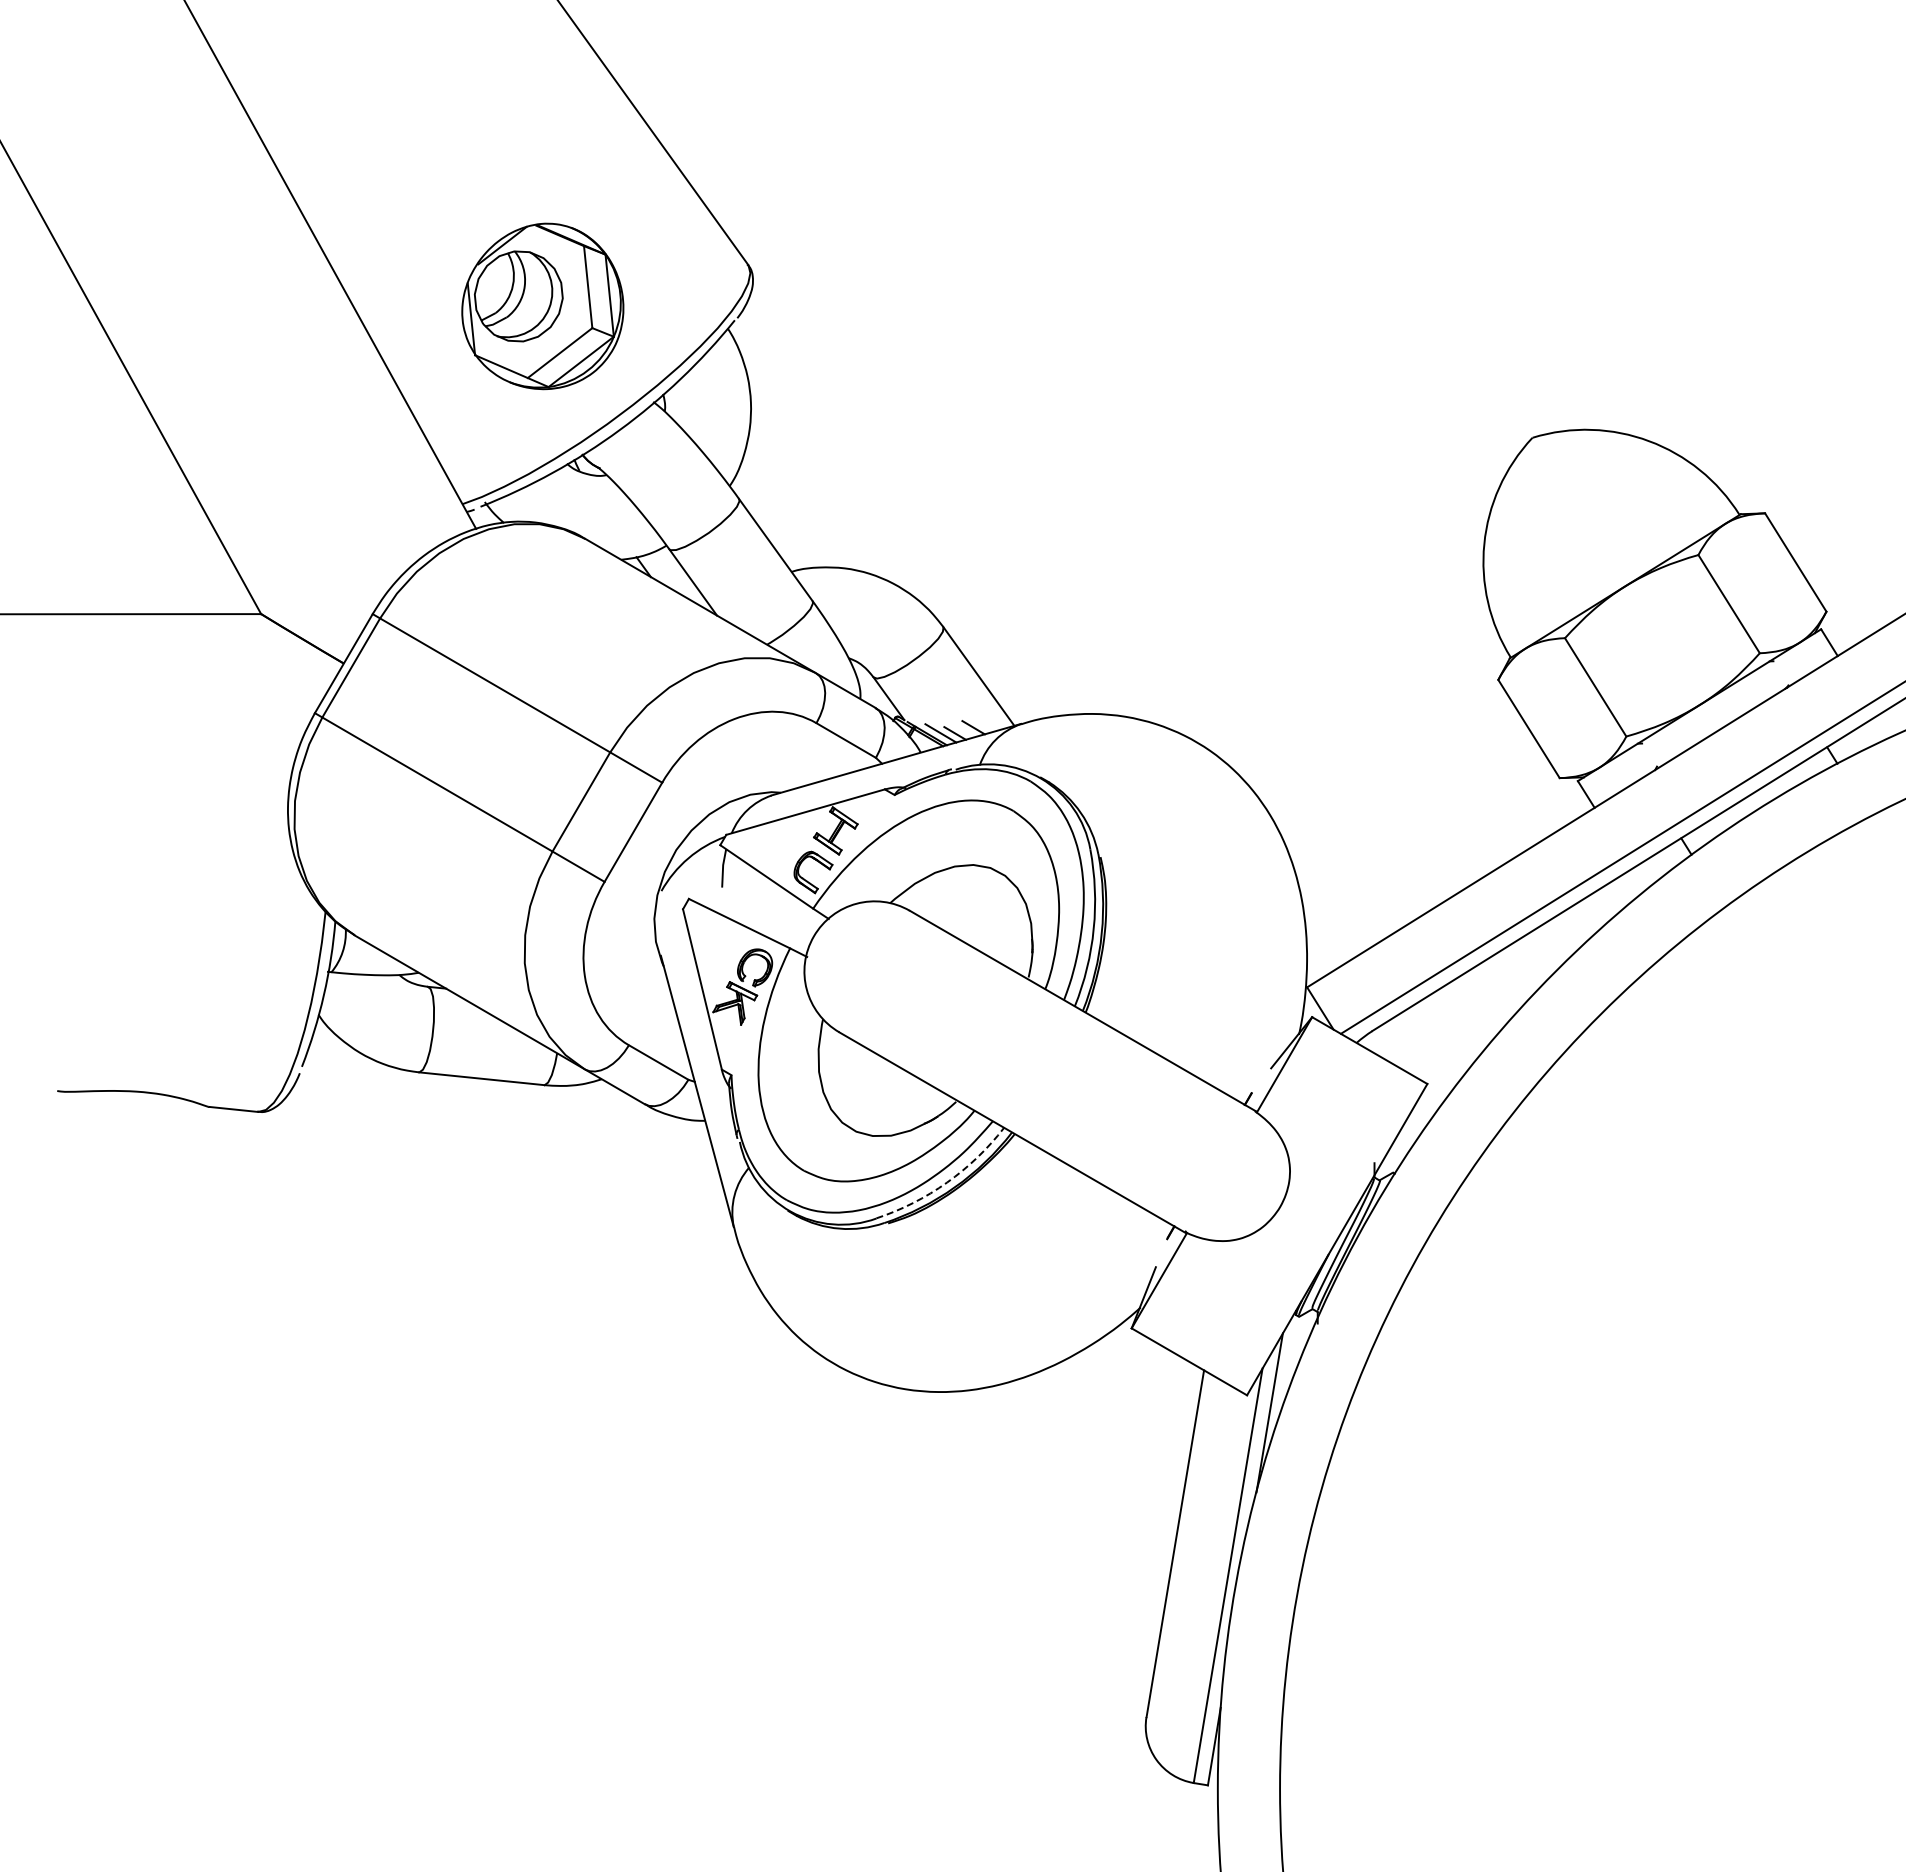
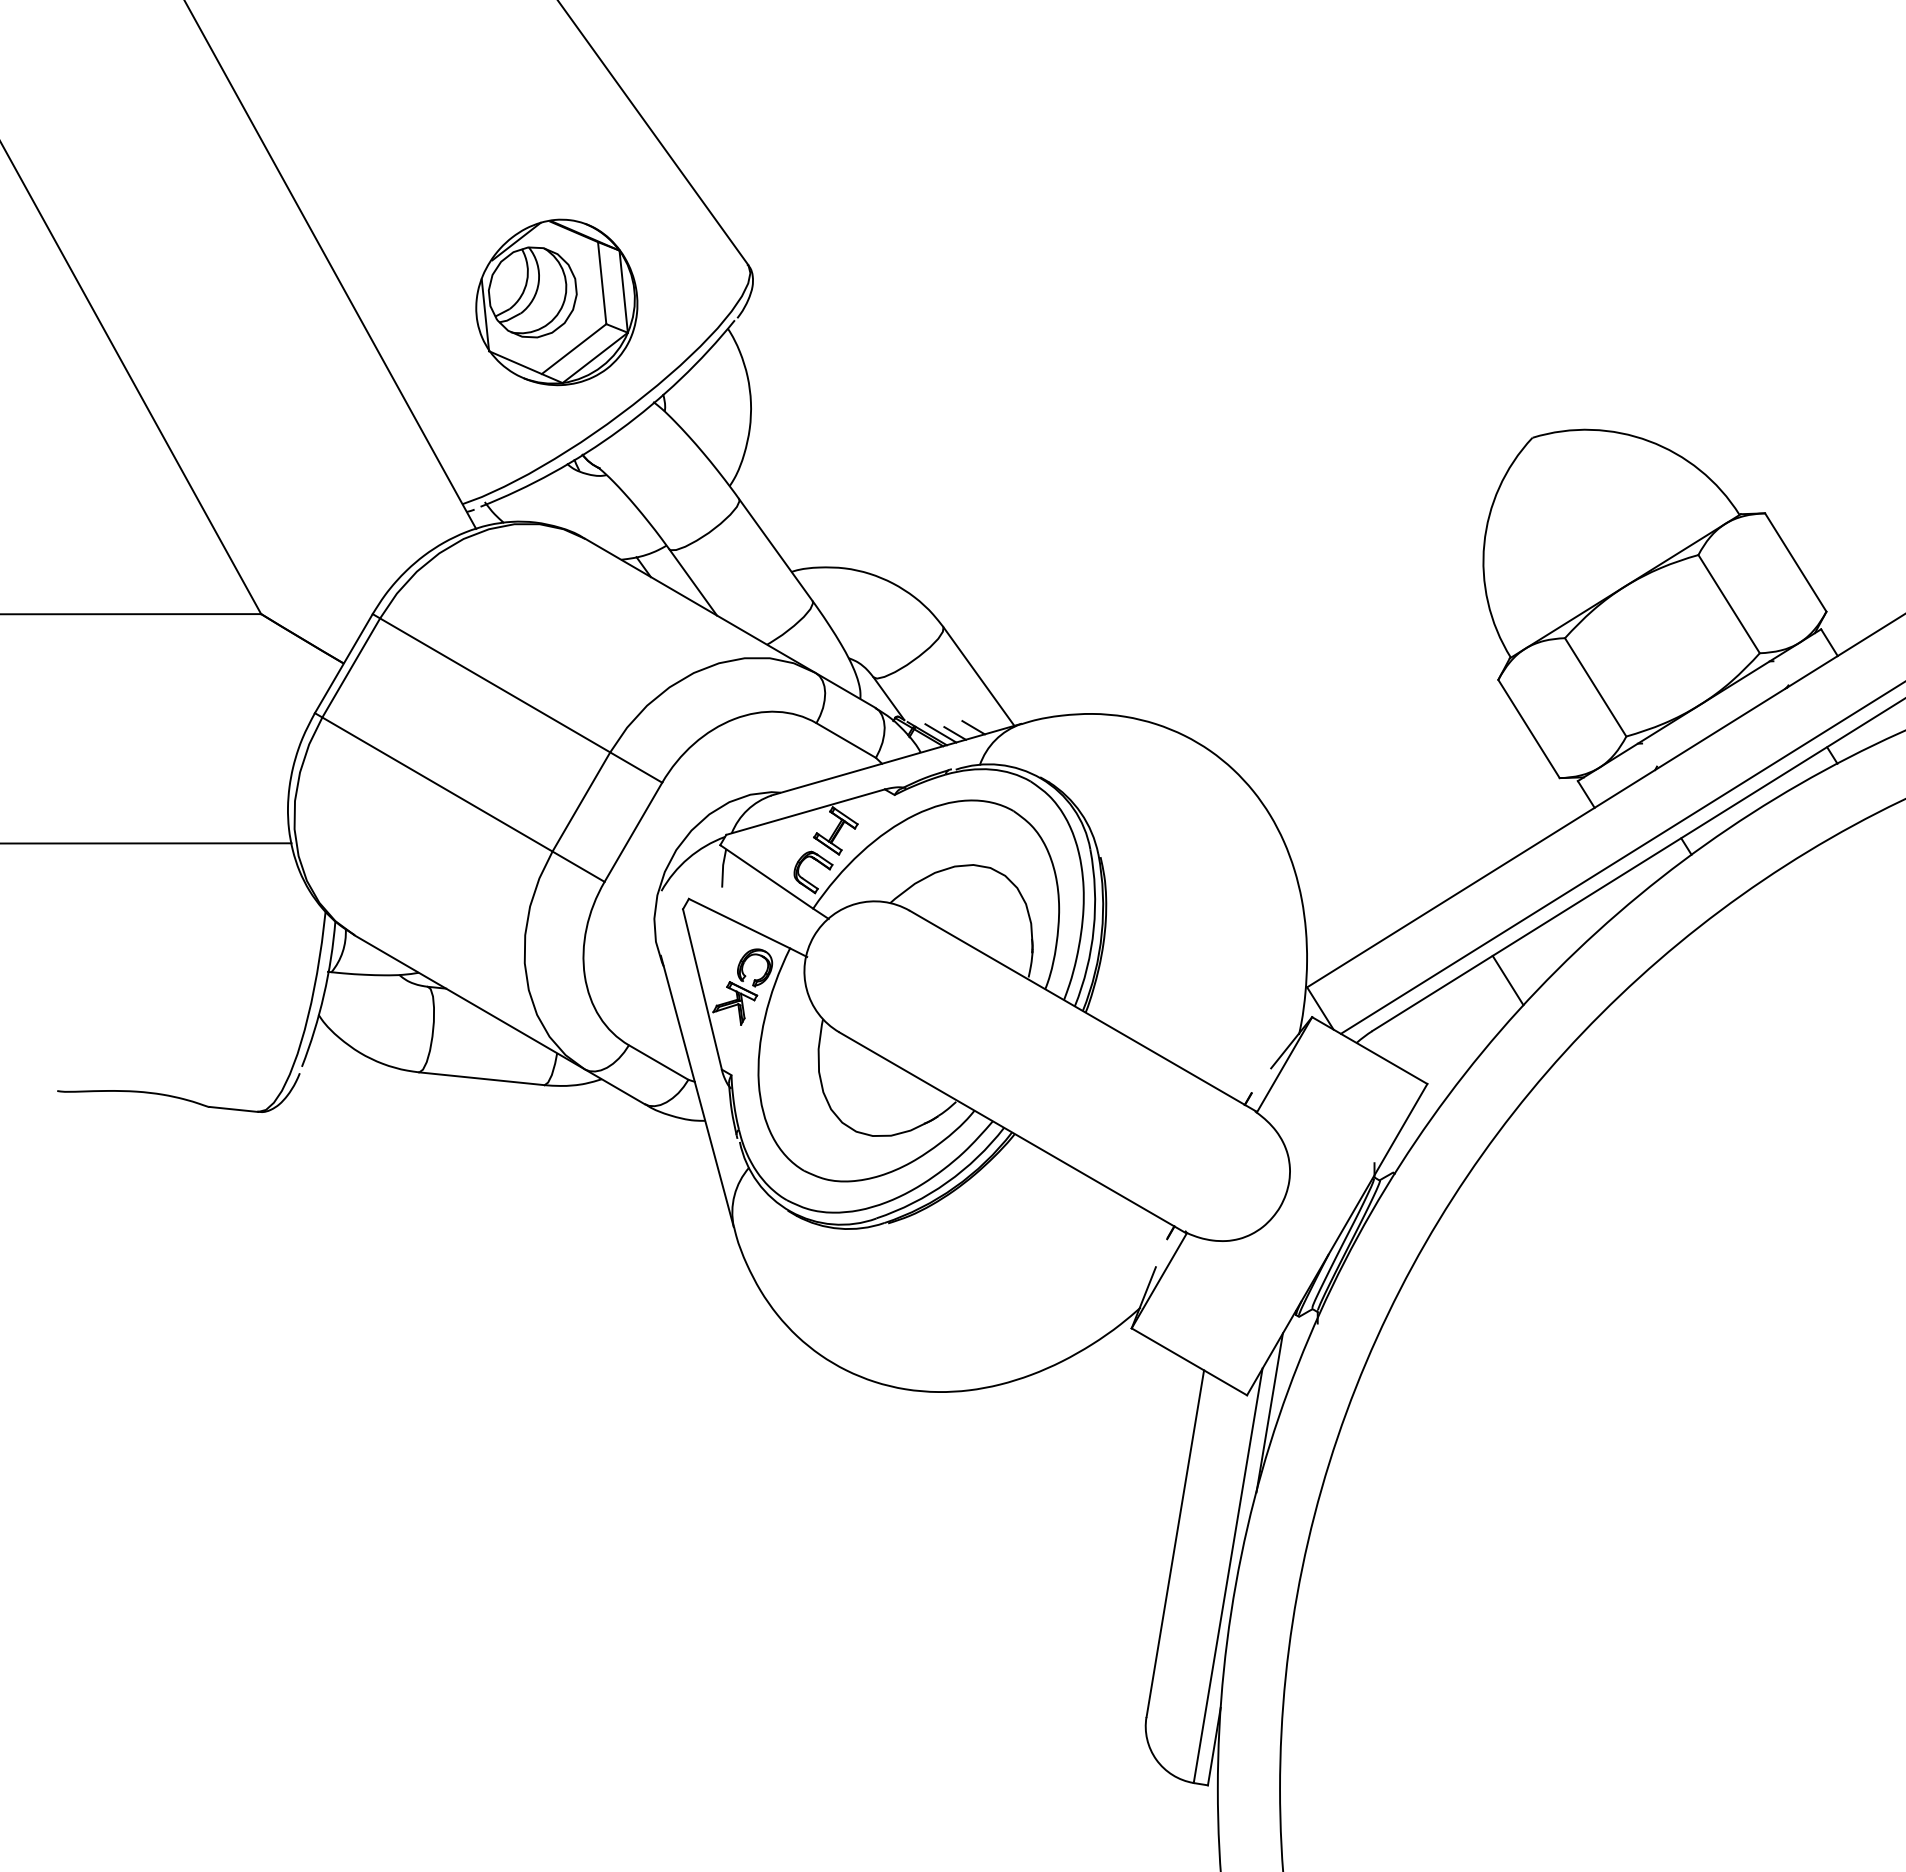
part position: (542, 306) -> (556, 302) (556, 302)
line: none -> present (146, 843)
line: none -> present (1507, 980)
arc: dashed -> solid (947, 1182)
